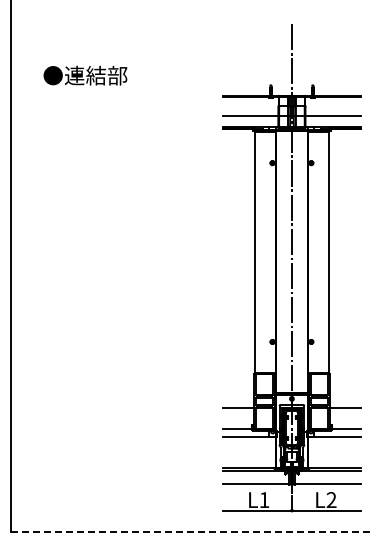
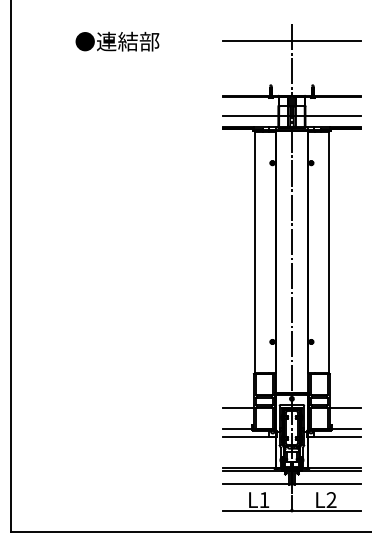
line: none -> present (291, 40)
text position: (85, 75) -> (117, 41) (117, 41)
line: dashed -> solid (191, 531)
